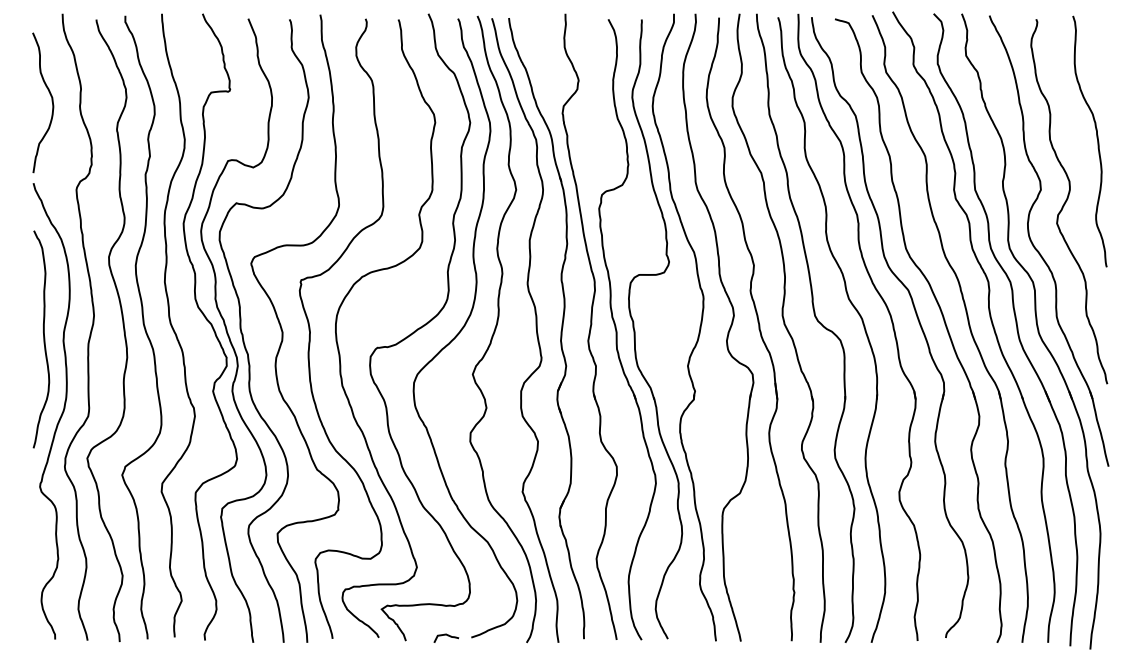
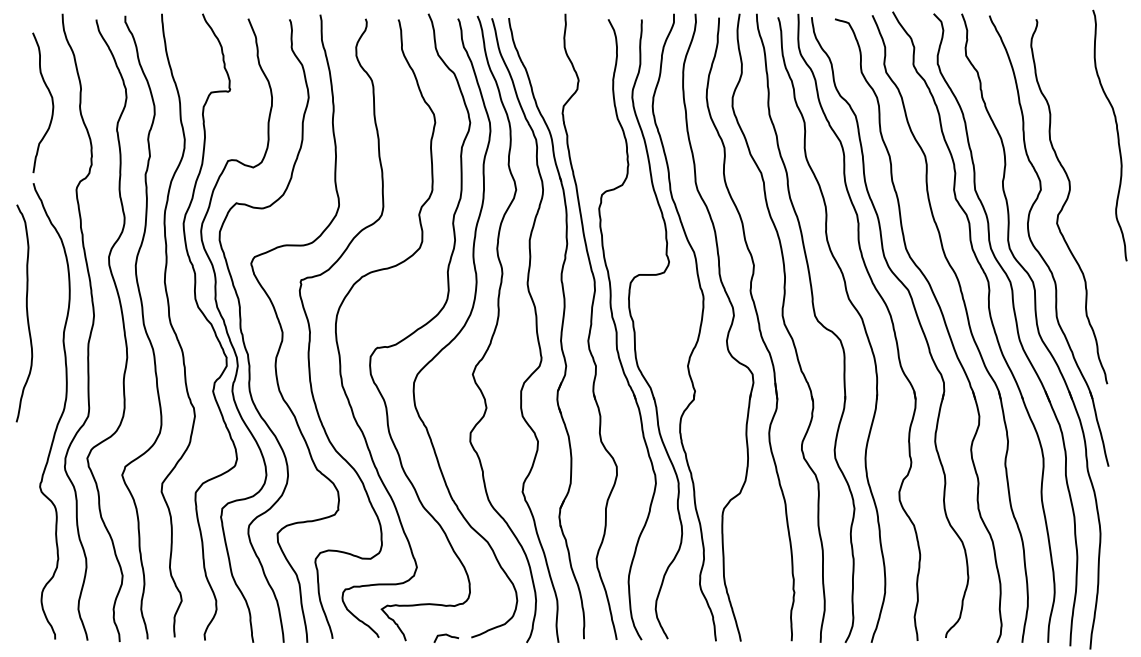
curve position: (1096, 138) -> (1116, 132) (1116, 132)
curve position: (43, 339) -> (26, 313) (26, 313)
